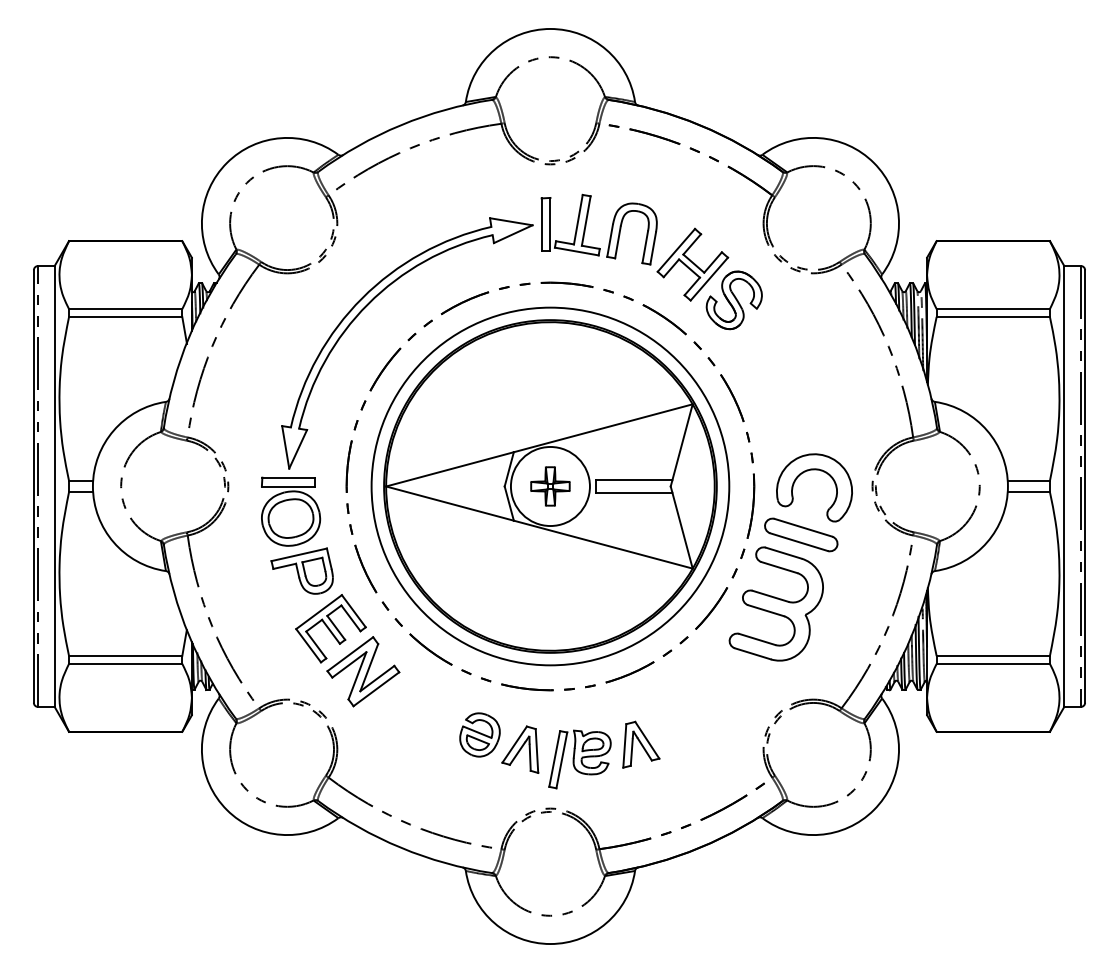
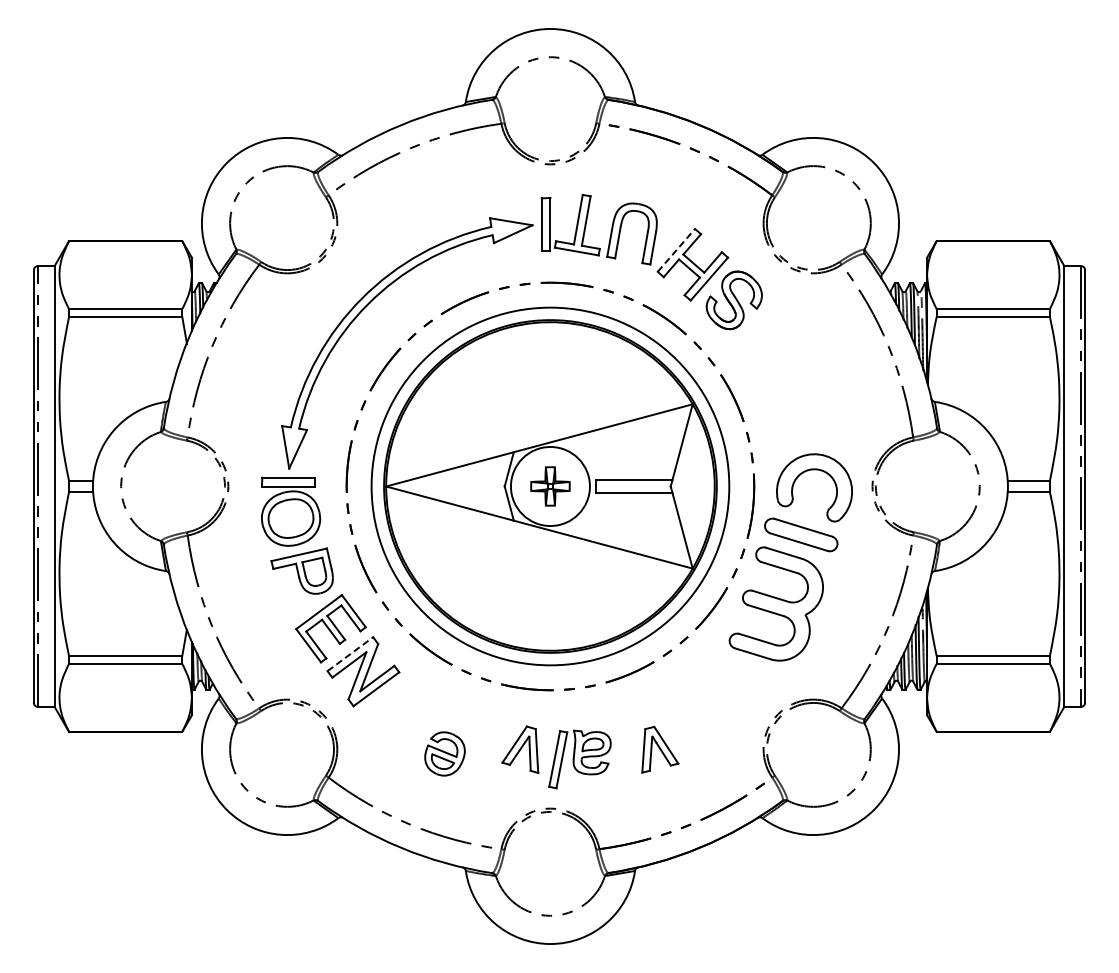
line: solid -> dashed (676, 250)
line: solid -> dashed (350, 653)
part position: (479, 734) -> (444, 753) (444, 753)
part position: (641, 744) -> (660, 749) (660, 749)
